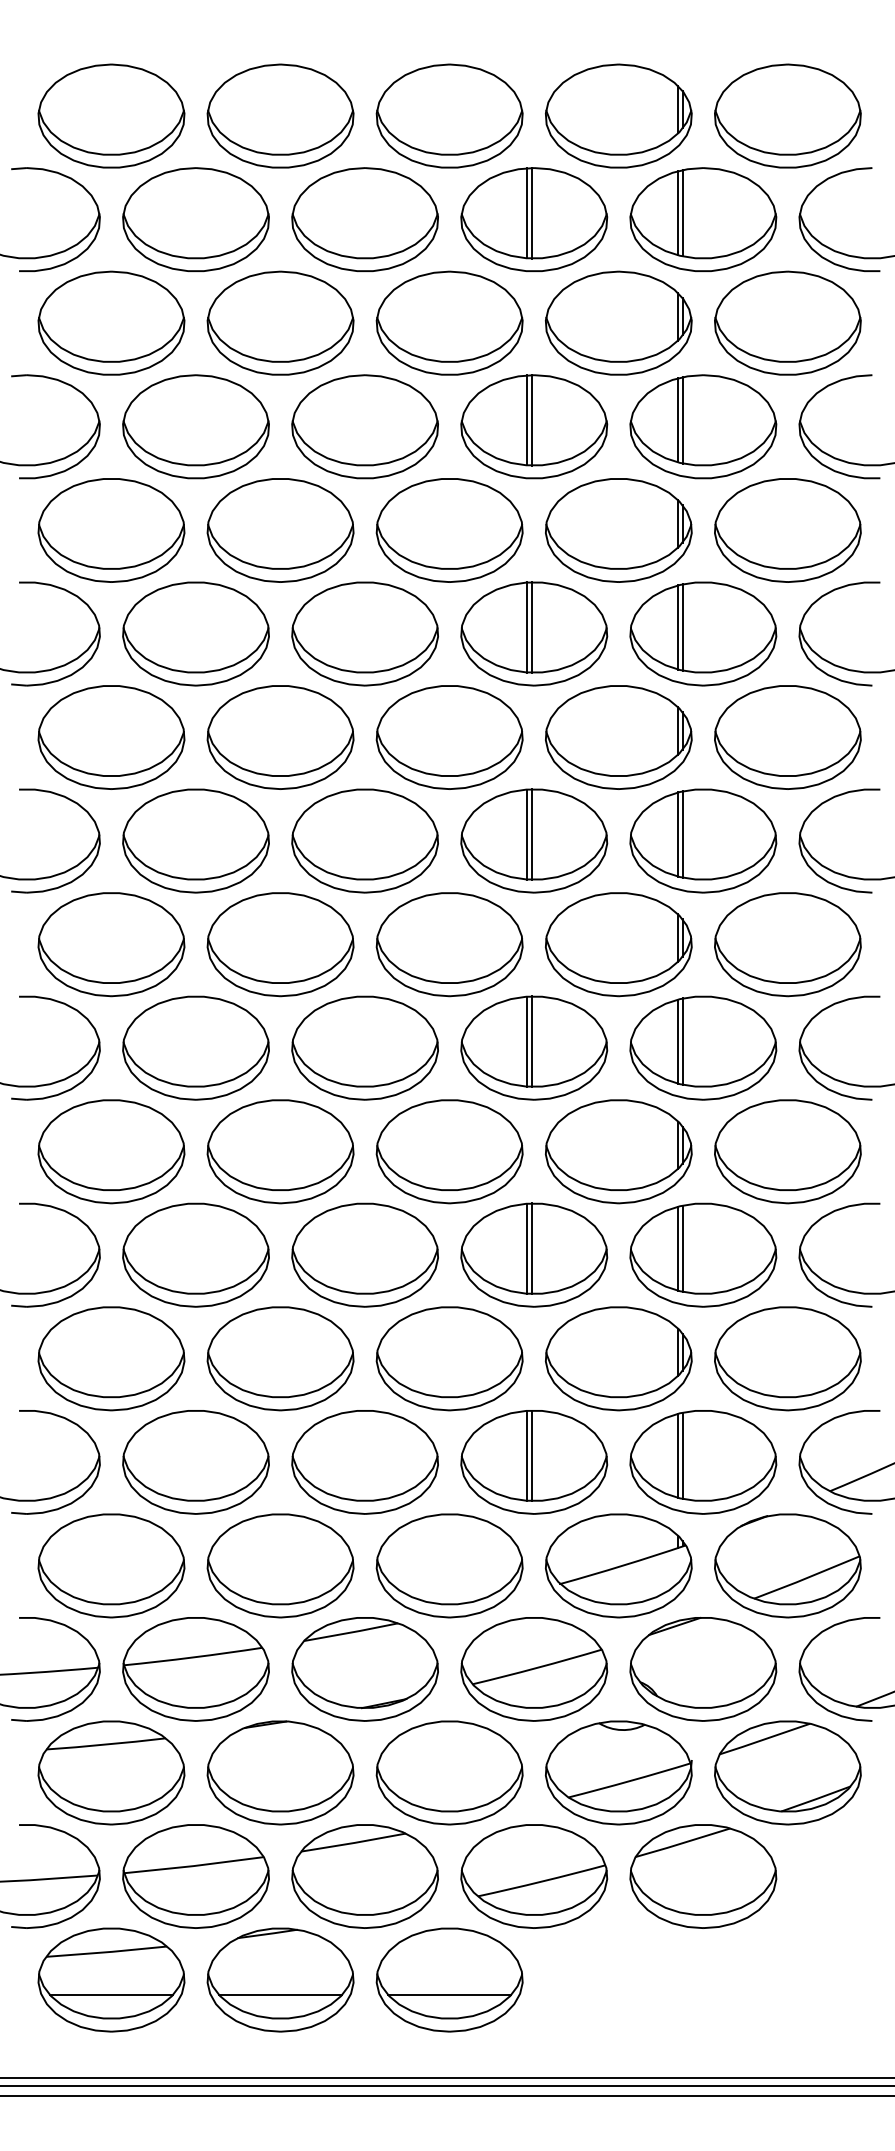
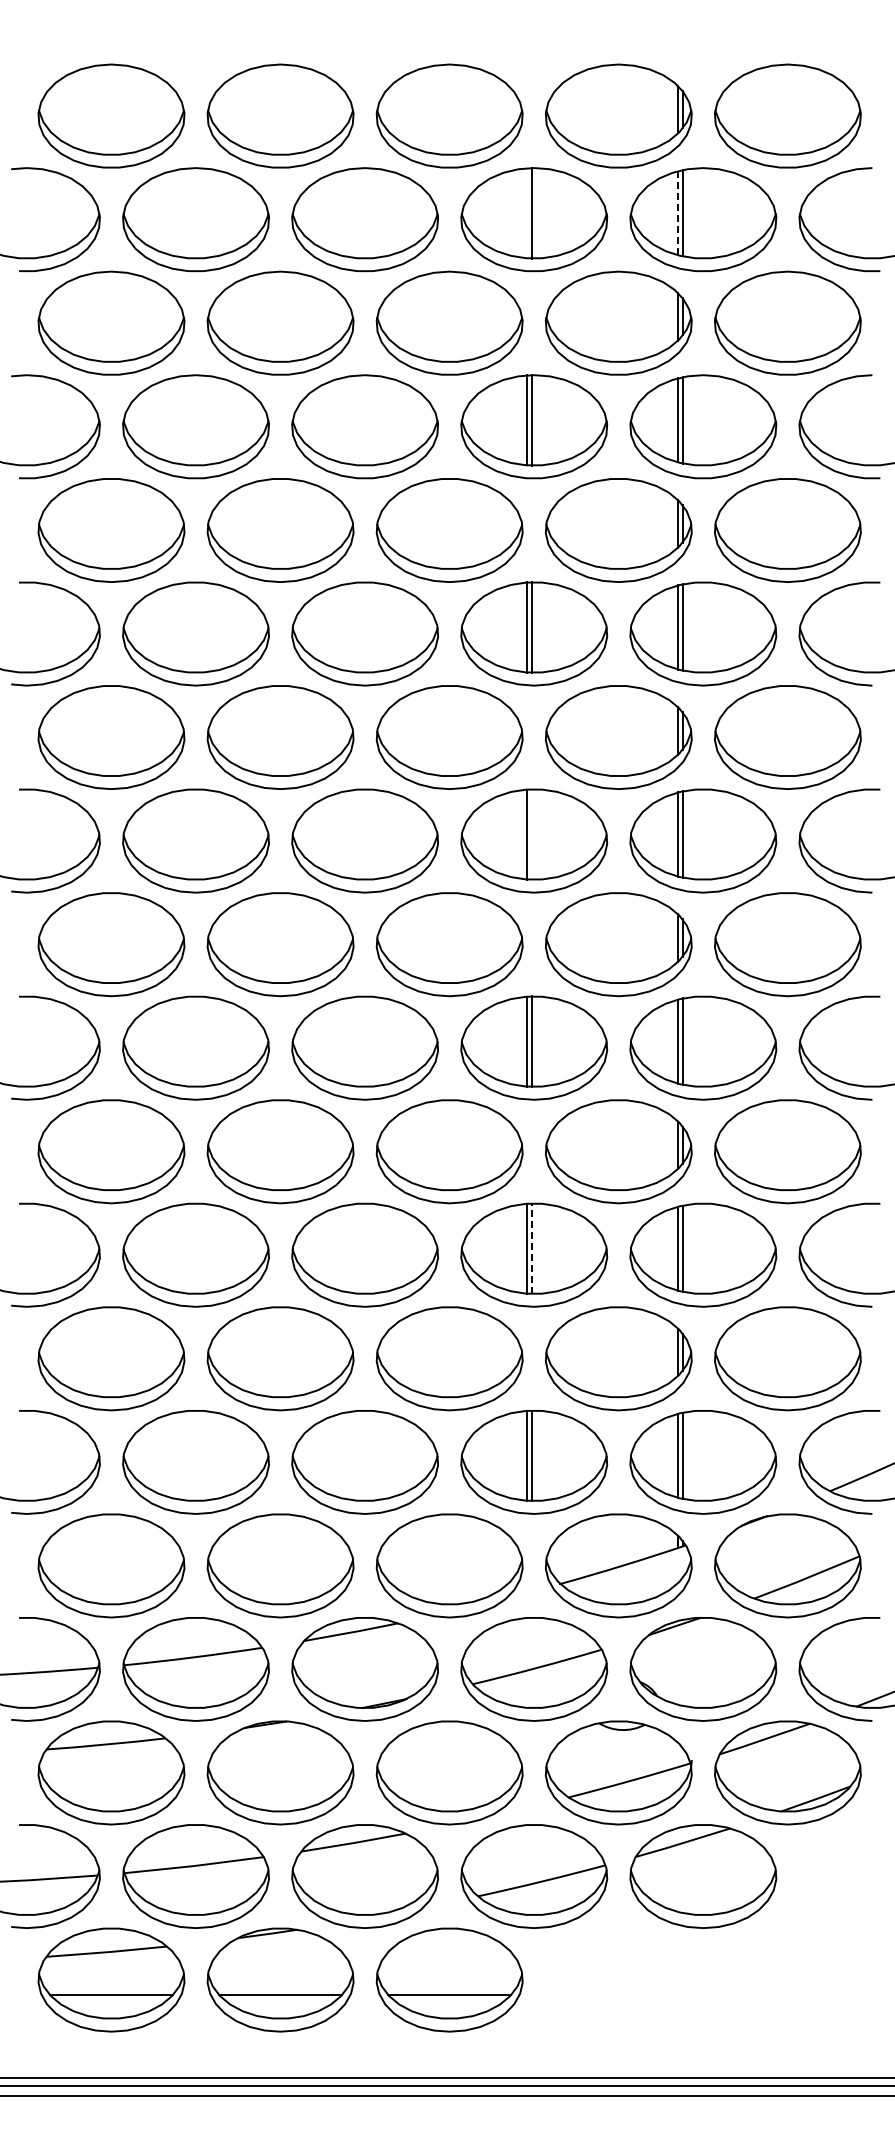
line: solid -> dashed (678, 212)
line: present -> none (527, 213)
line: present -> none (531, 834)
line: solid -> dashed (531, 1248)
